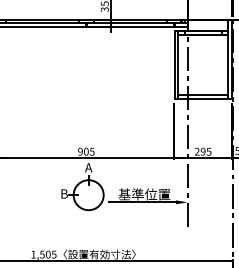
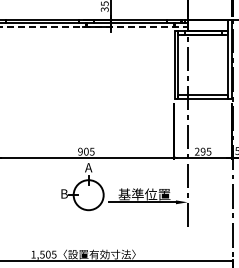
line: solid -> dashed (93, 27)
